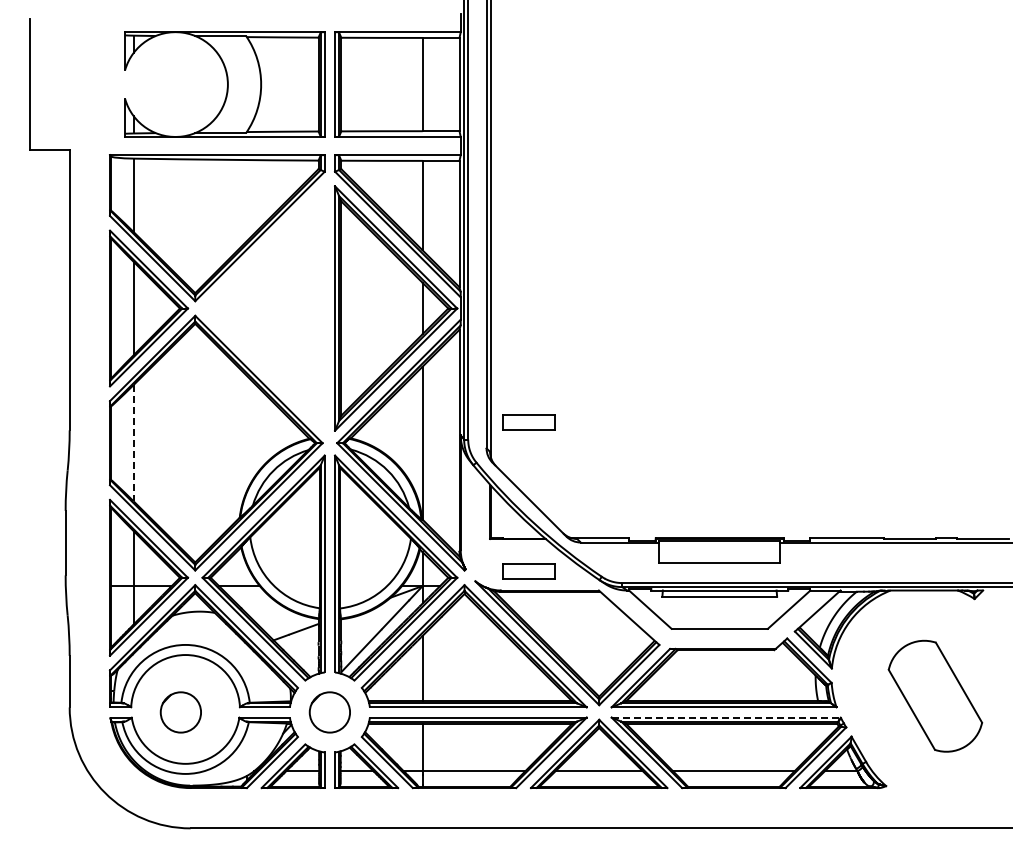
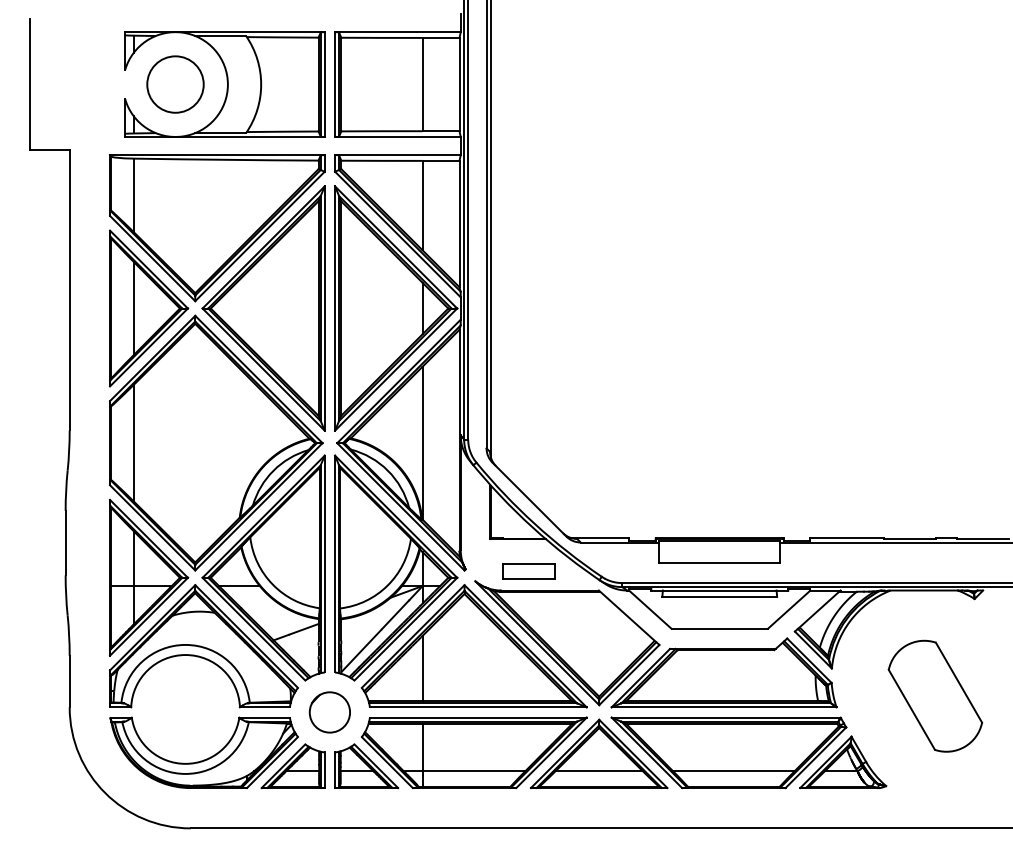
circle: none -> present (175, 84)
part: none -> present (263, 308)
part: present -> none (528, 422)
line: dashed -> solid (133, 443)
circle: present -> none (180, 712)
line: dashed -> solid (726, 717)
